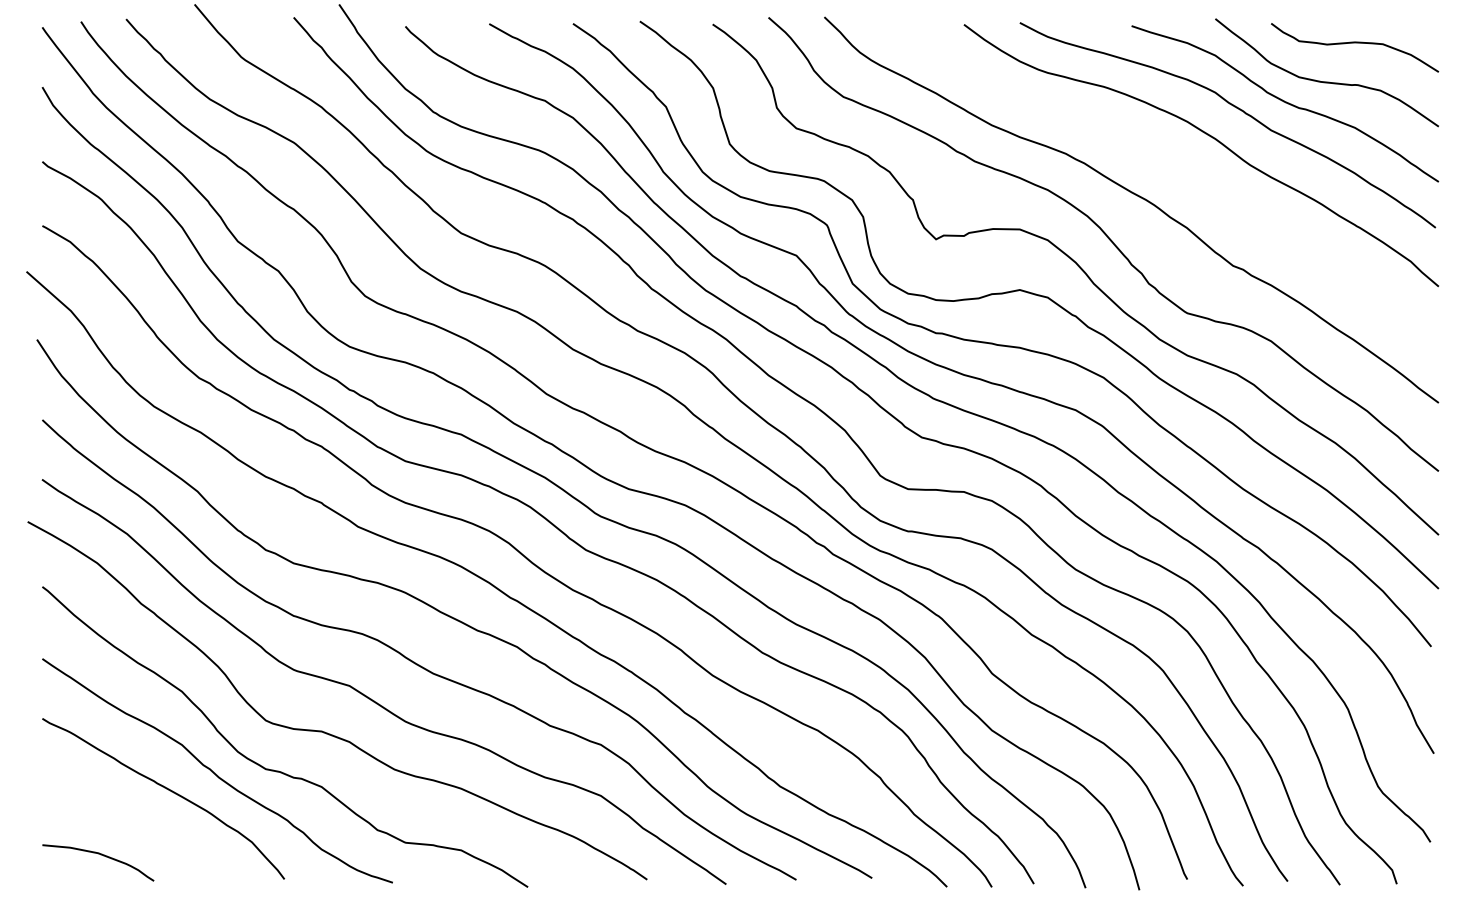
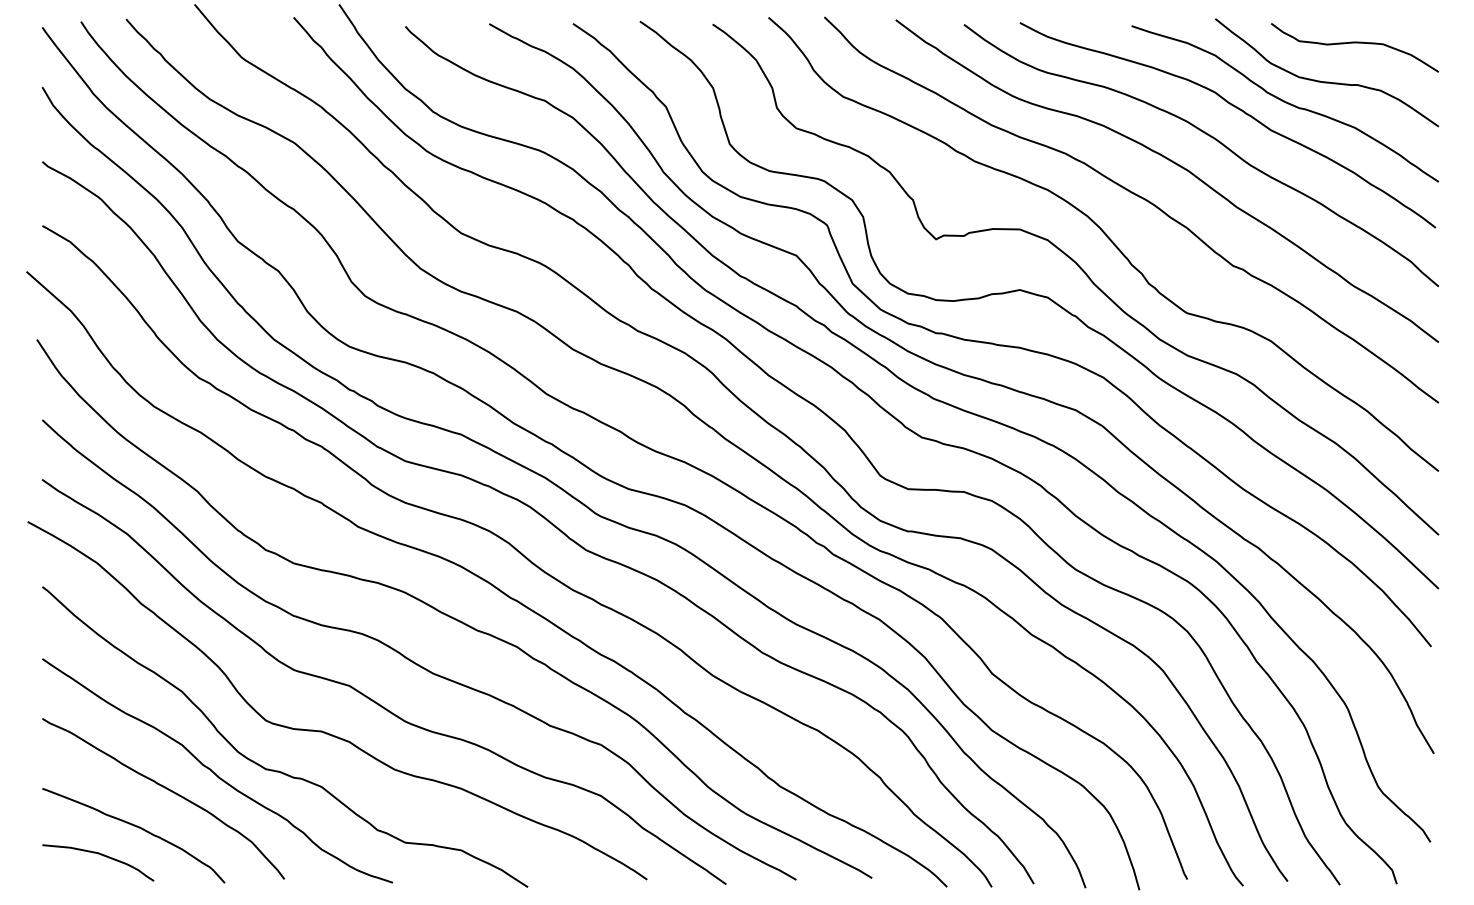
curve: none -> present (1178, 166)
curve: none -> present (136, 827)
